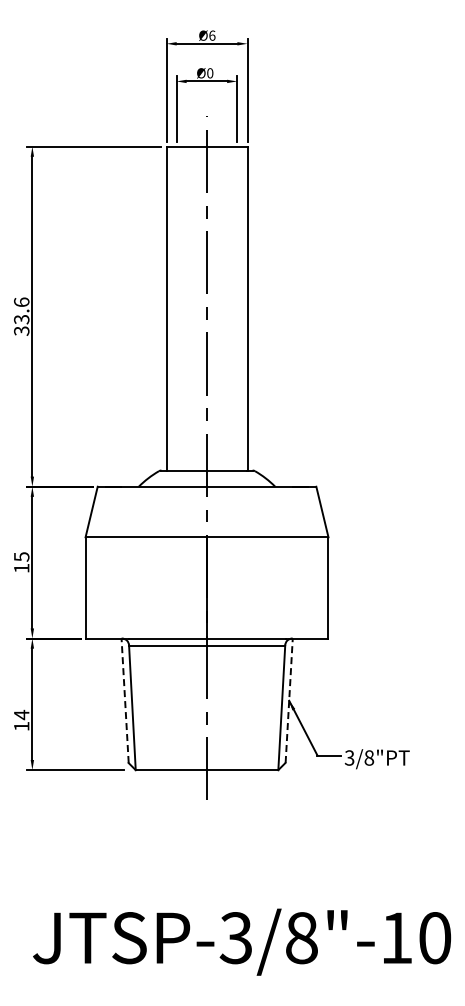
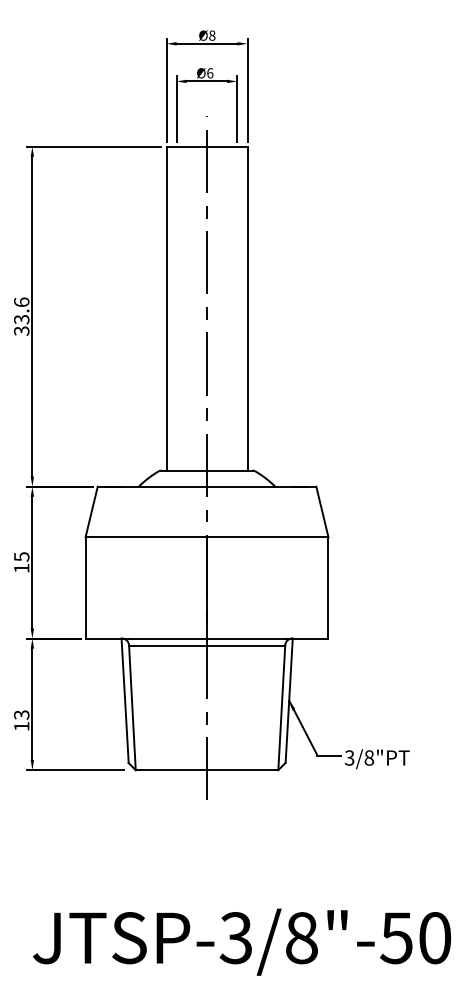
text: Ø6 -> Ø8 (212, 35)
text: Ø0 -> Ø6 (210, 73)
line: dashed -> solid (125, 700)
line: dashed -> solid (289, 700)
text: 14 -> 13 (21, 714)
text: JTSP-3/8"-10 -> JTSP-3/8"-50 (396, 938)
